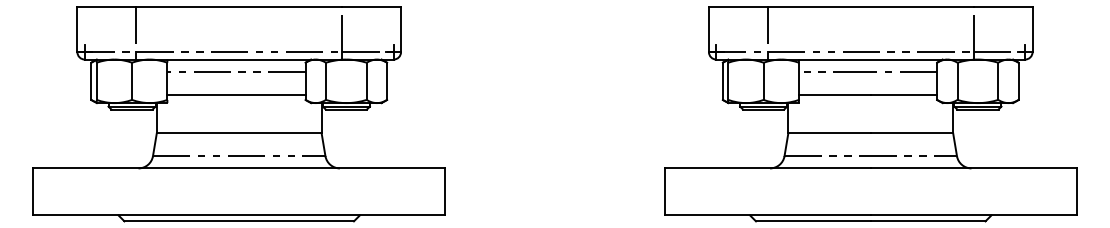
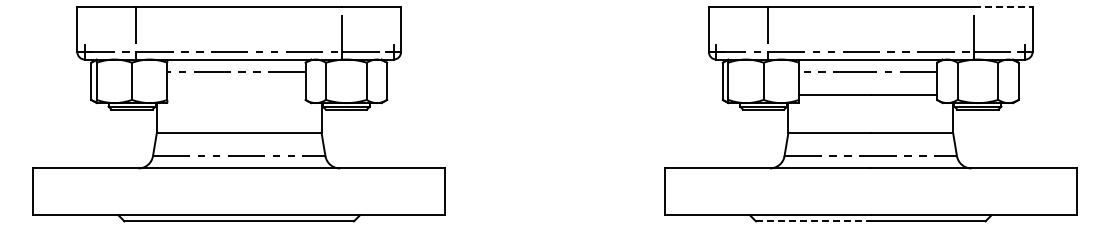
line: solid -> dashed (1003, 6)
line: present -> none (236, 94)
line: solid -> dashed (813, 221)
